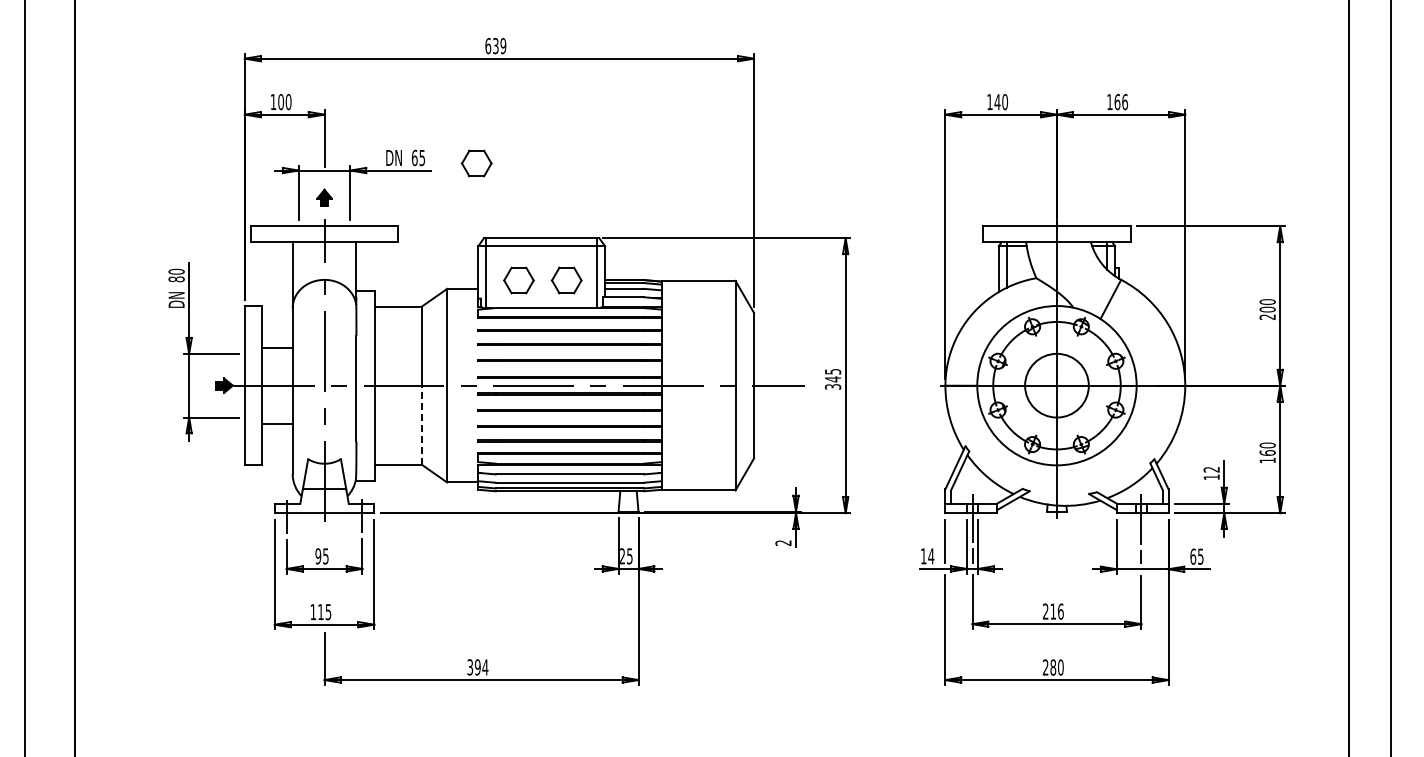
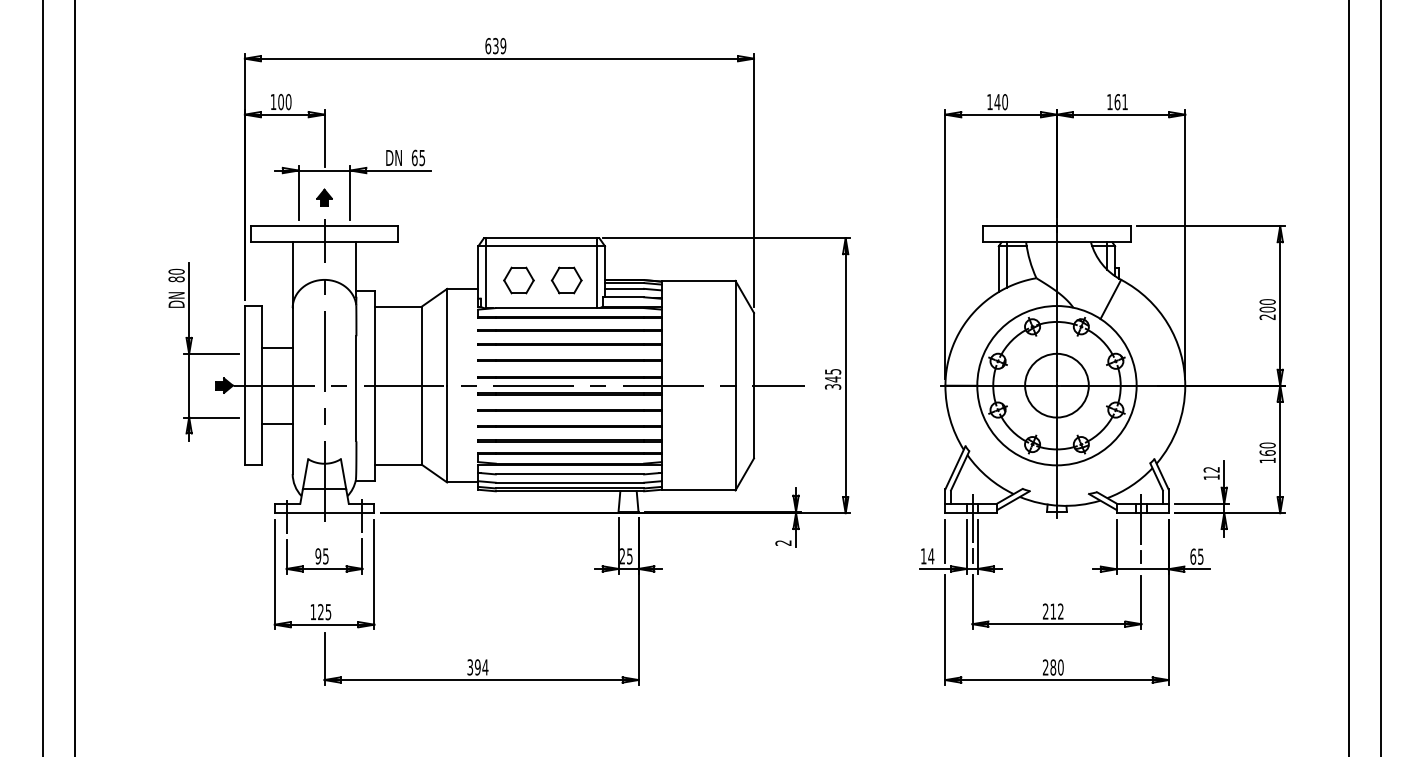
text: 166 -> 161 (1125, 102)
part: present -> none (476, 163)
line position: (24, 377) -> (42, 377) (42, 377)
line position: (1391, 377) -> (1381, 377) (1381, 377)
line: dashed -> solid (421, 424)
text: 115 -> 125 (320, 611)
text: 216 -> 212 (1060, 611)
